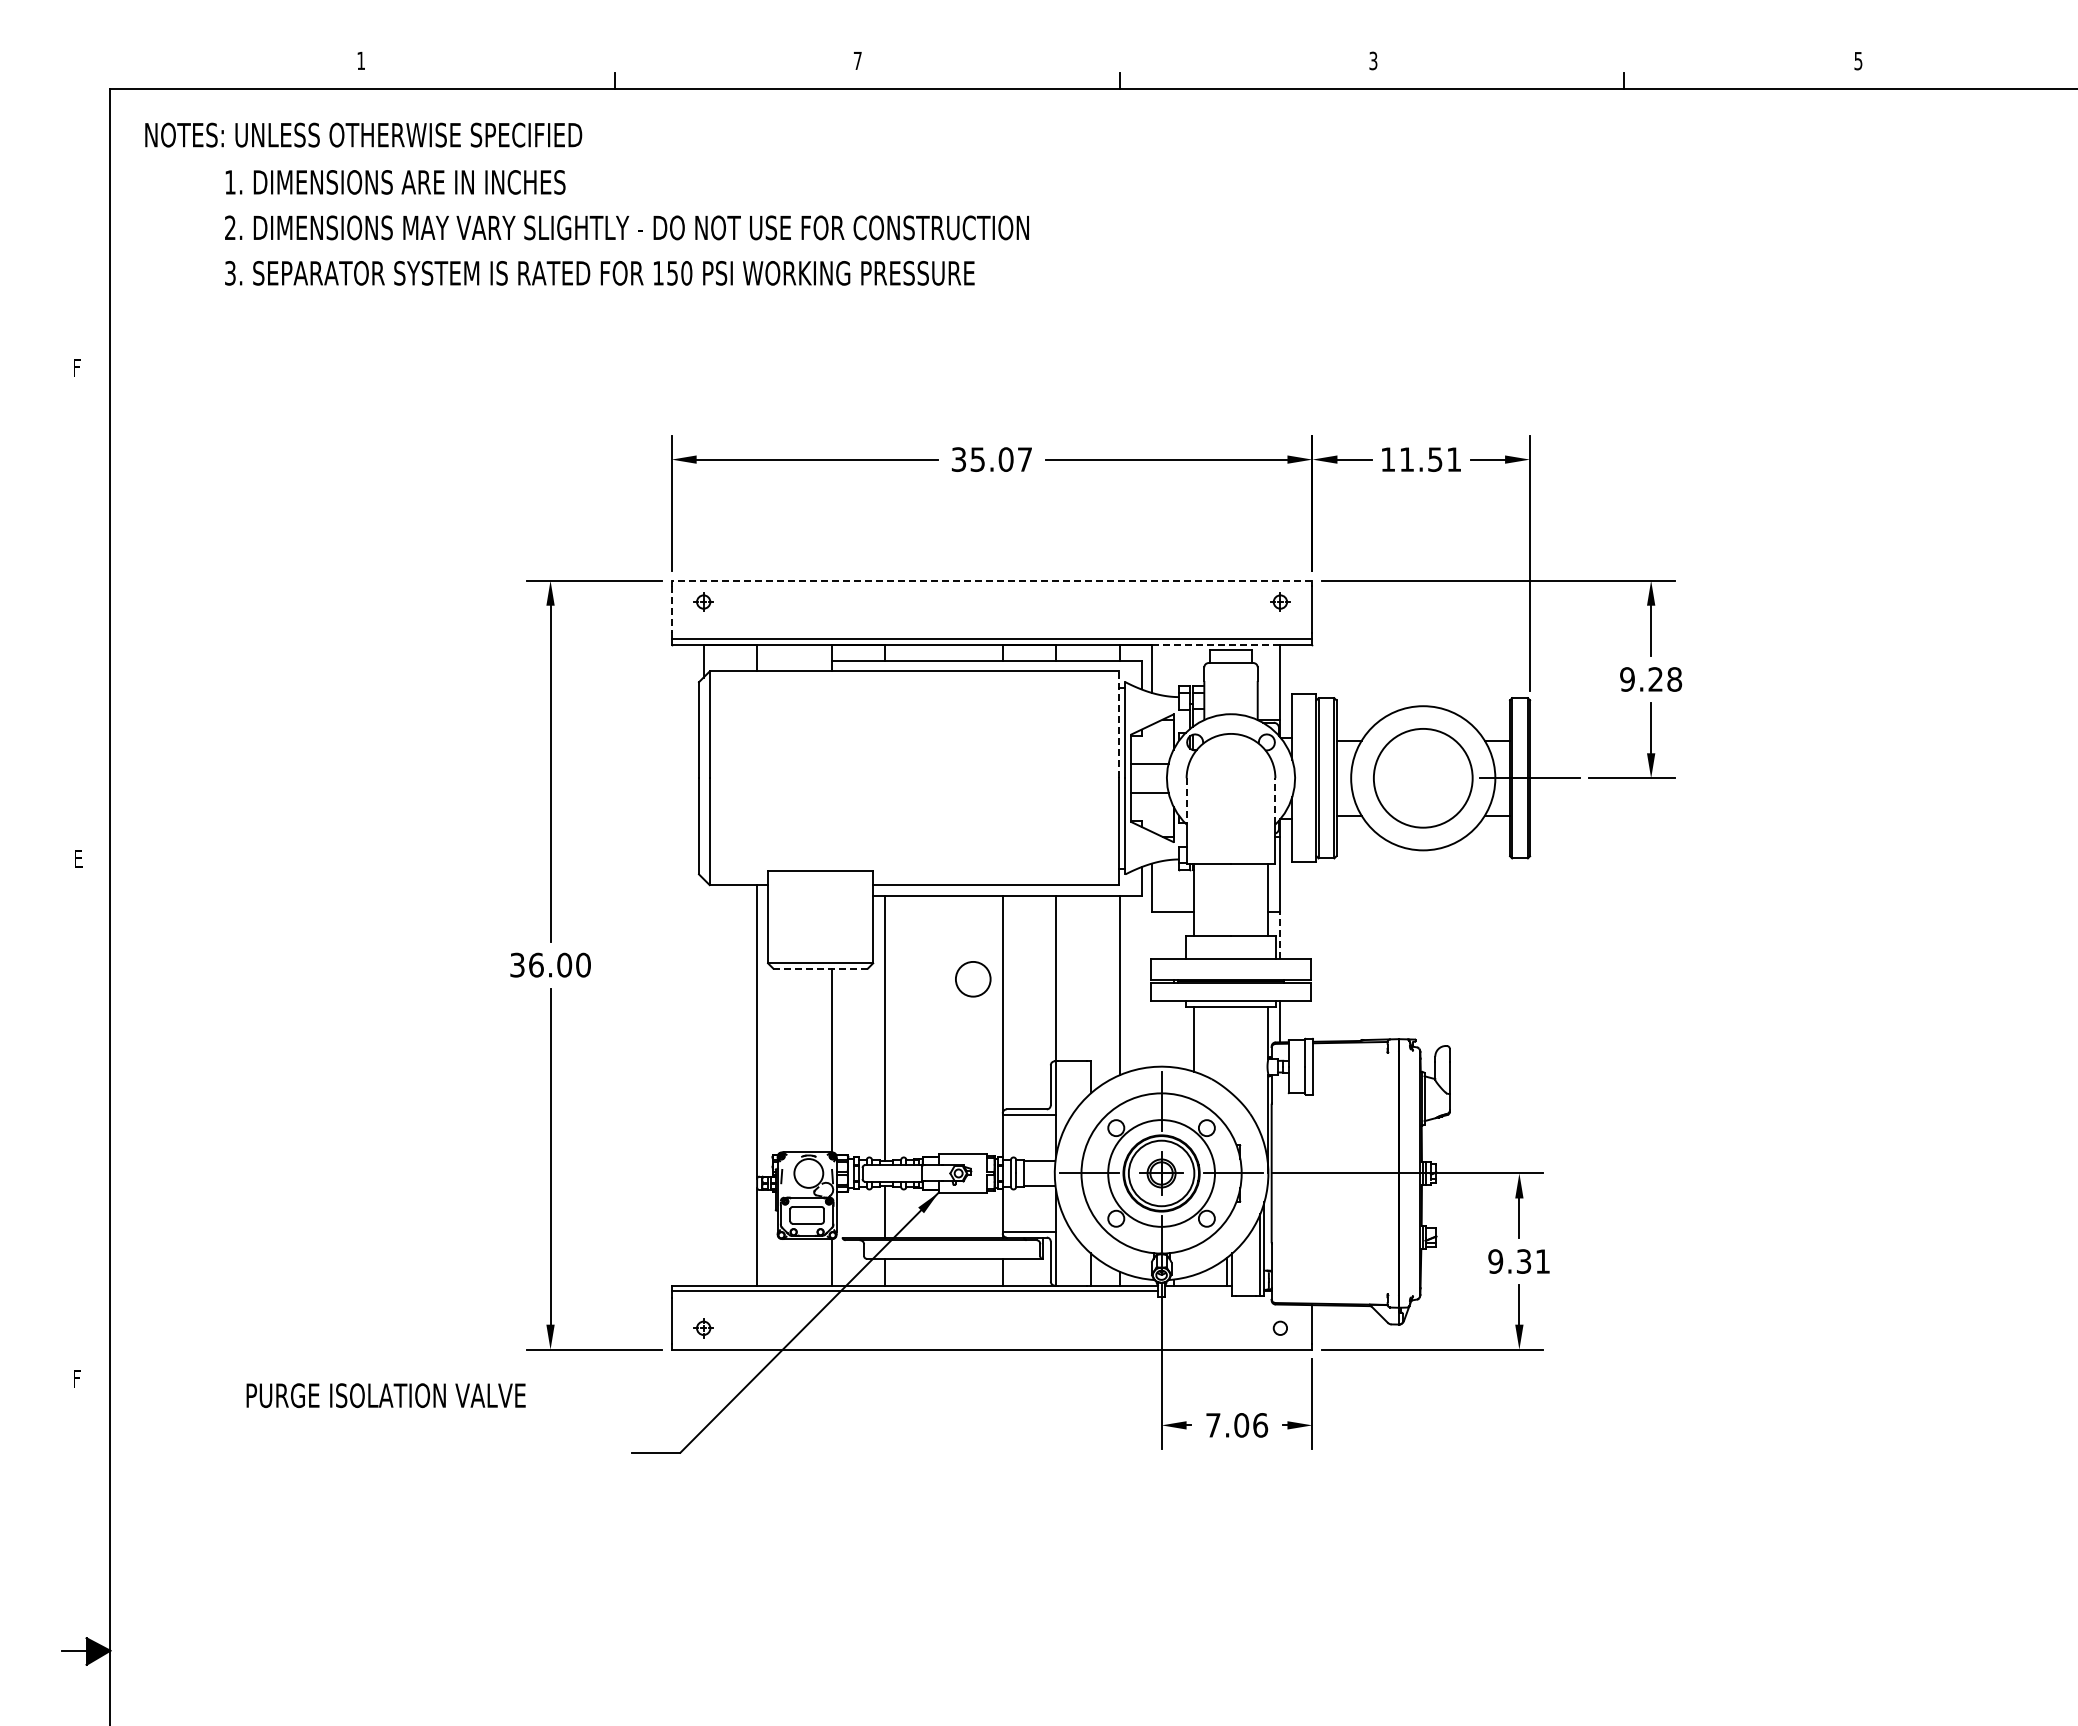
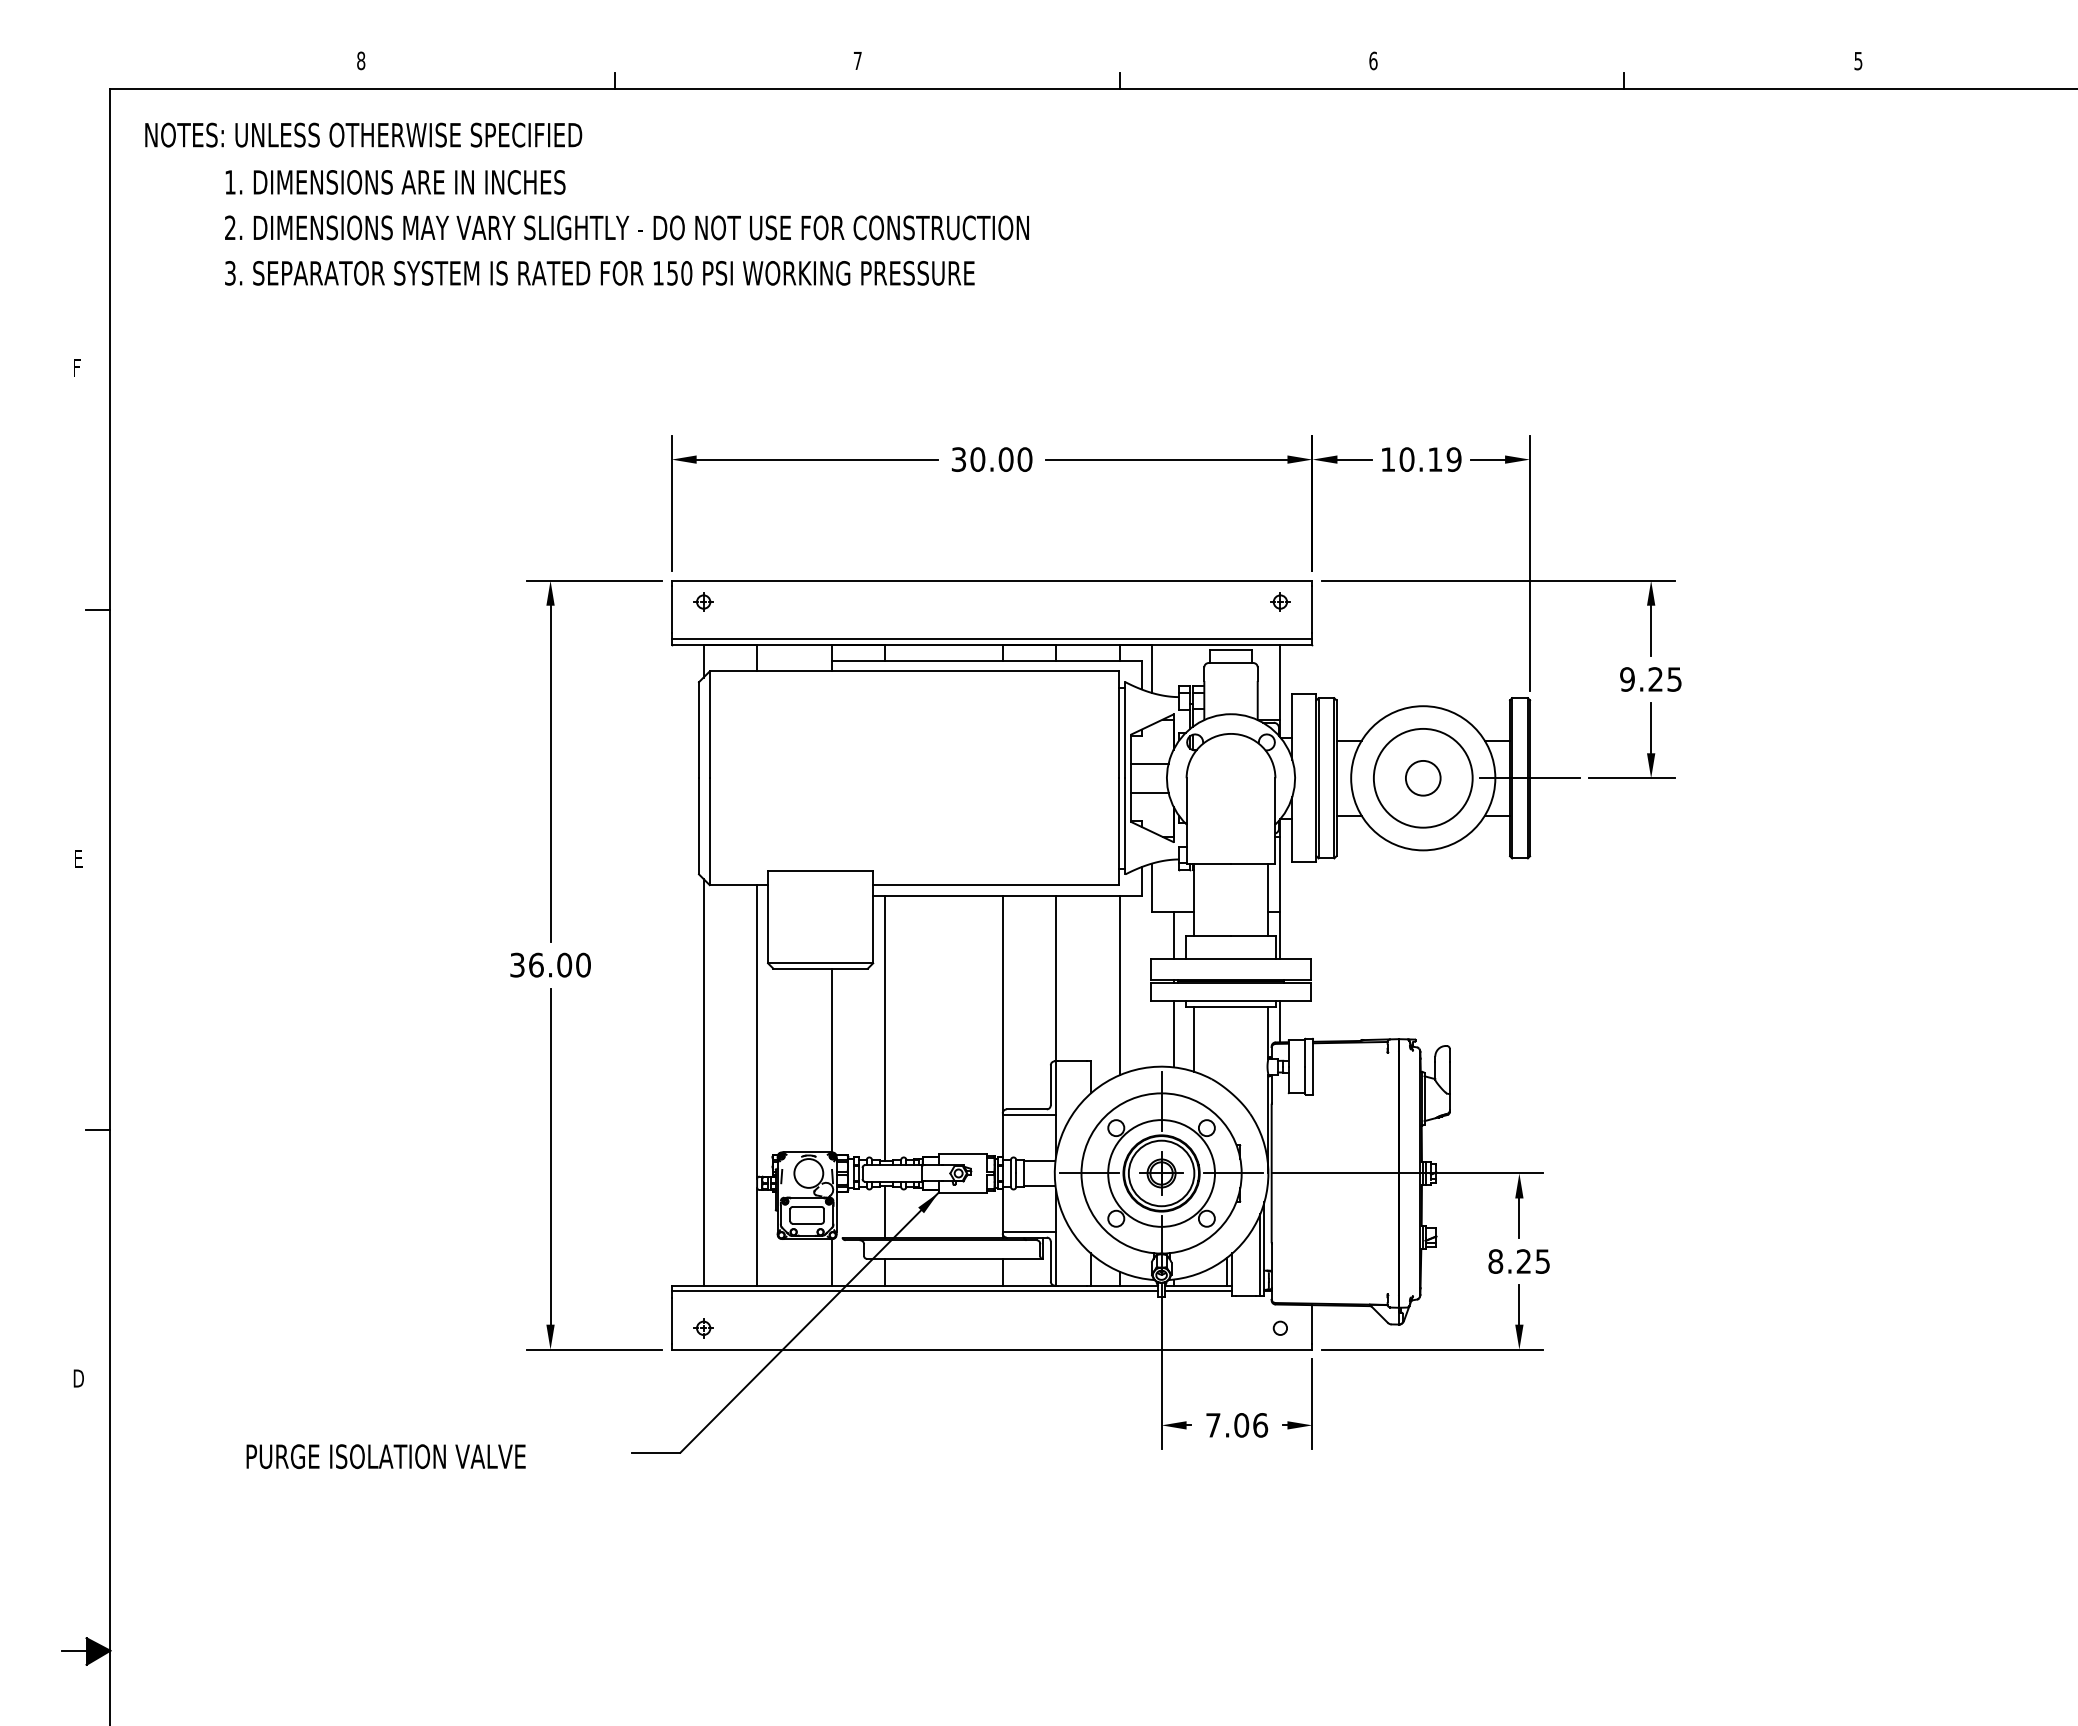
text: 1 -> 8 (361, 60)
text: 3 -> 6 (1373, 60)
text: 35.07 -> 30.00 (1001, 459)
text: 11.51 -> 10.19 (1430, 459)
line: dashed -> solid (991, 580)
line: none -> present (98, 609)
line: dashed -> solid (671, 609)
line: dashed -> solid (1215, 644)
text: 9.28 -> 9.25 (1674, 679)
line: dashed -> solid (1119, 724)
line: dashed -> solid (1186, 800)
line: dashed -> solid (1275, 800)
line: none -> present (1173, 934)
line: dashed -> solid (1280, 934)
line: dashed -> solid (820, 968)
circle position: (973, 979) -> (1423, 778) (1423, 778)
line: none -> present (1173, 1034)
line: none -> present (703, 1082)
line: none -> present (98, 1130)
text: 9.31 -> 8.25 (1518, 1261)
line: none -> present (1198, 1290)
text: F -> D (78, 1378)
text position: (385, 1395) -> (385, 1456) (385, 1456)
